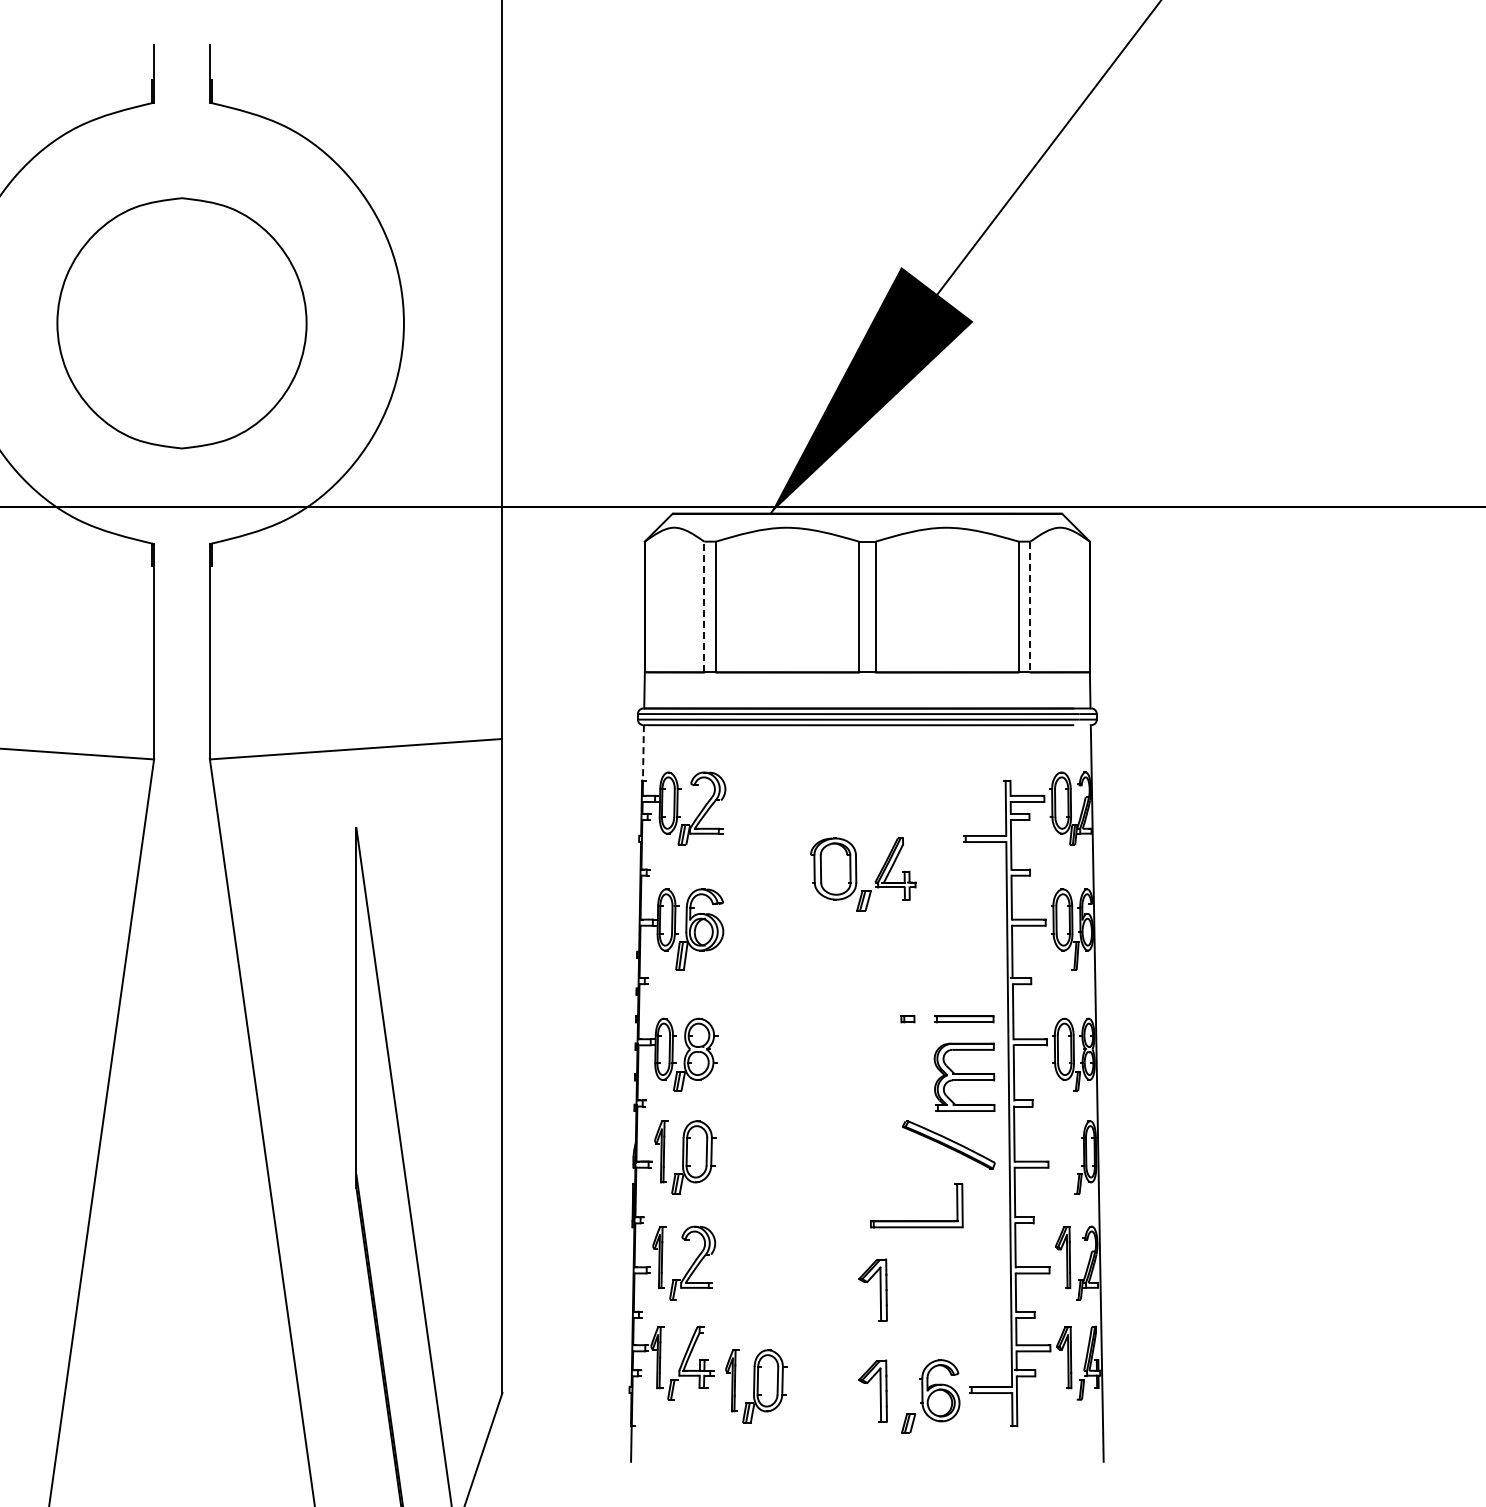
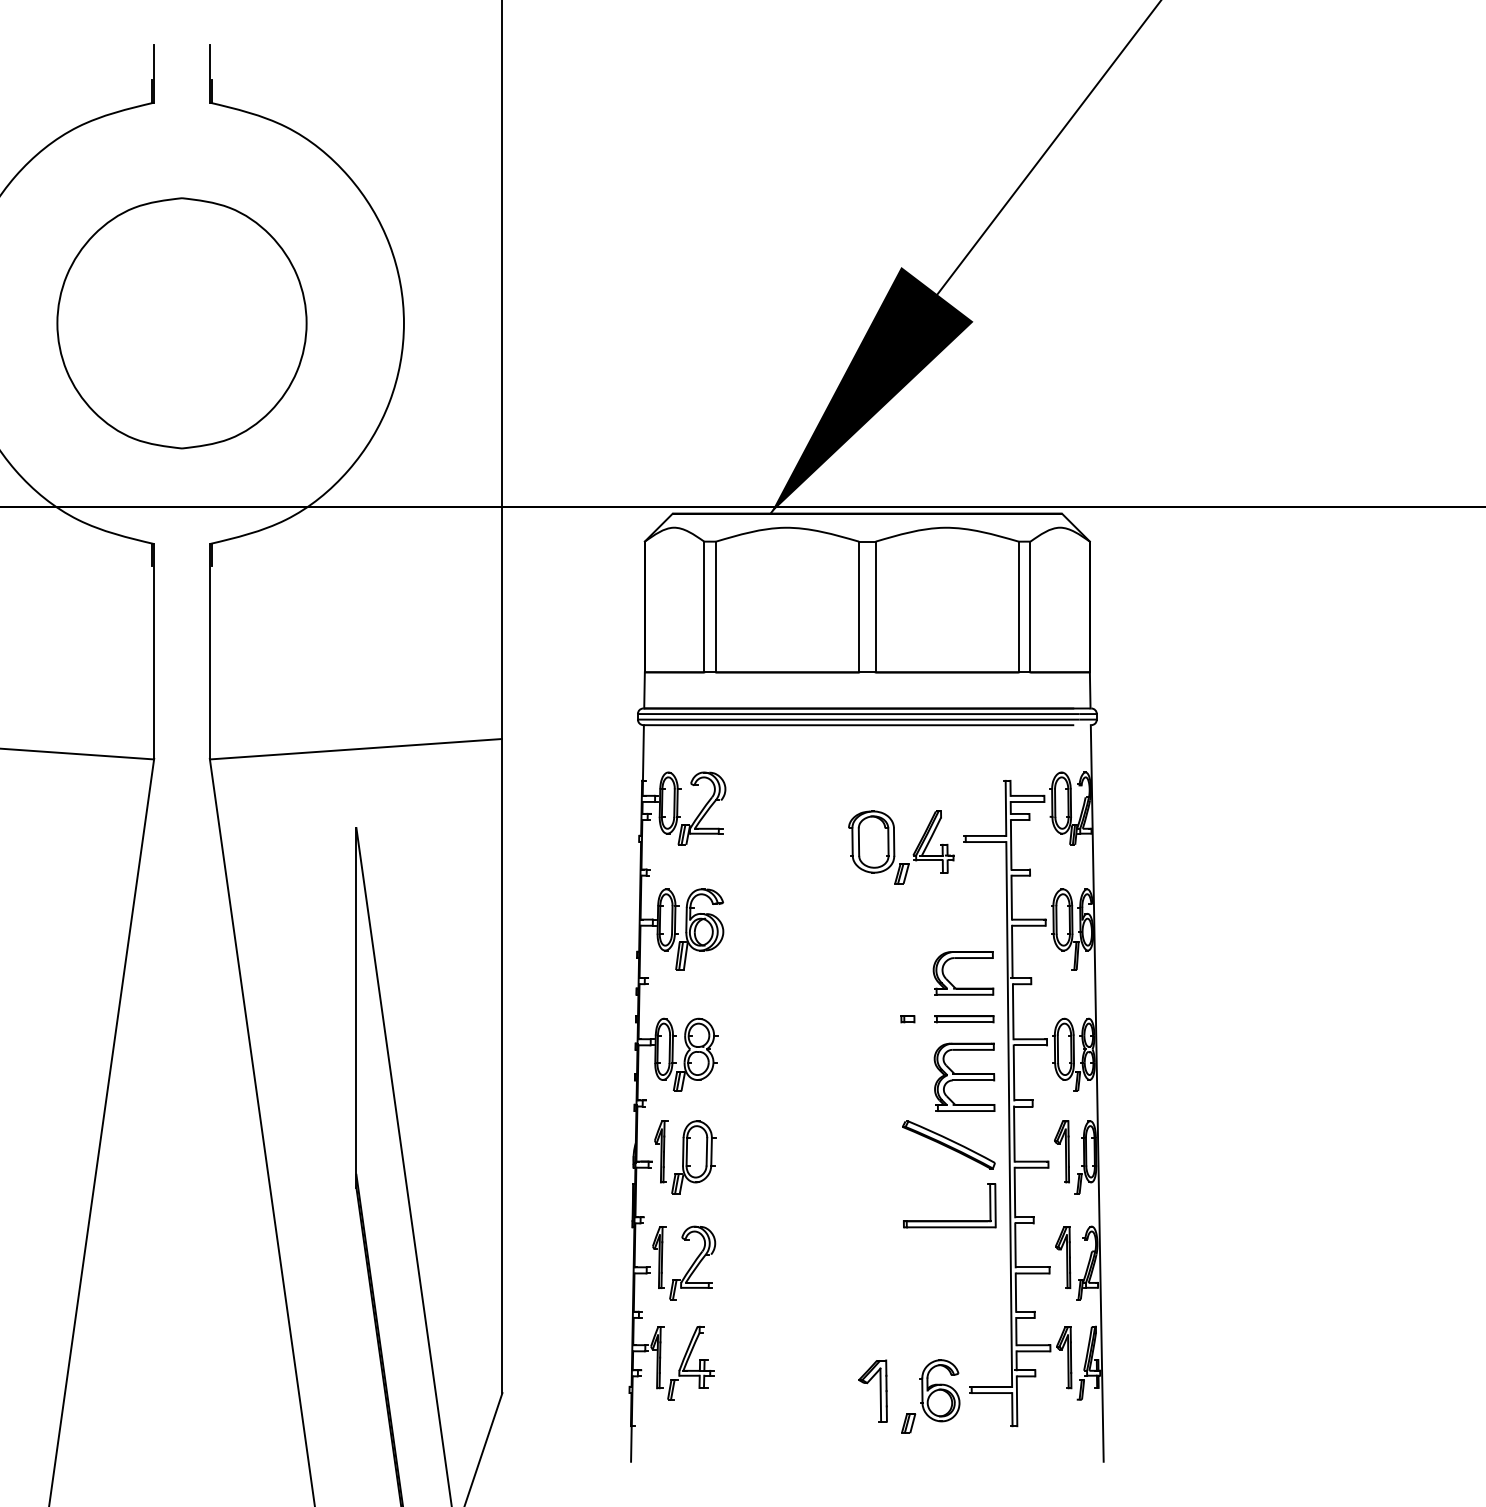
line: dashed -> solid (704, 606)
line: dashed -> solid (1030, 607)
line: dashed -> solid (643, 752)
part position: (863, 874) -> (901, 847) (901, 847)
part: none -> present (963, 987)
part: none -> present (1061, 1151)
part position: (916, 1220) -> (949, 1220) (949, 1220)
part: present -> none (879, 1289)
part: present -> none (756, 1386)
